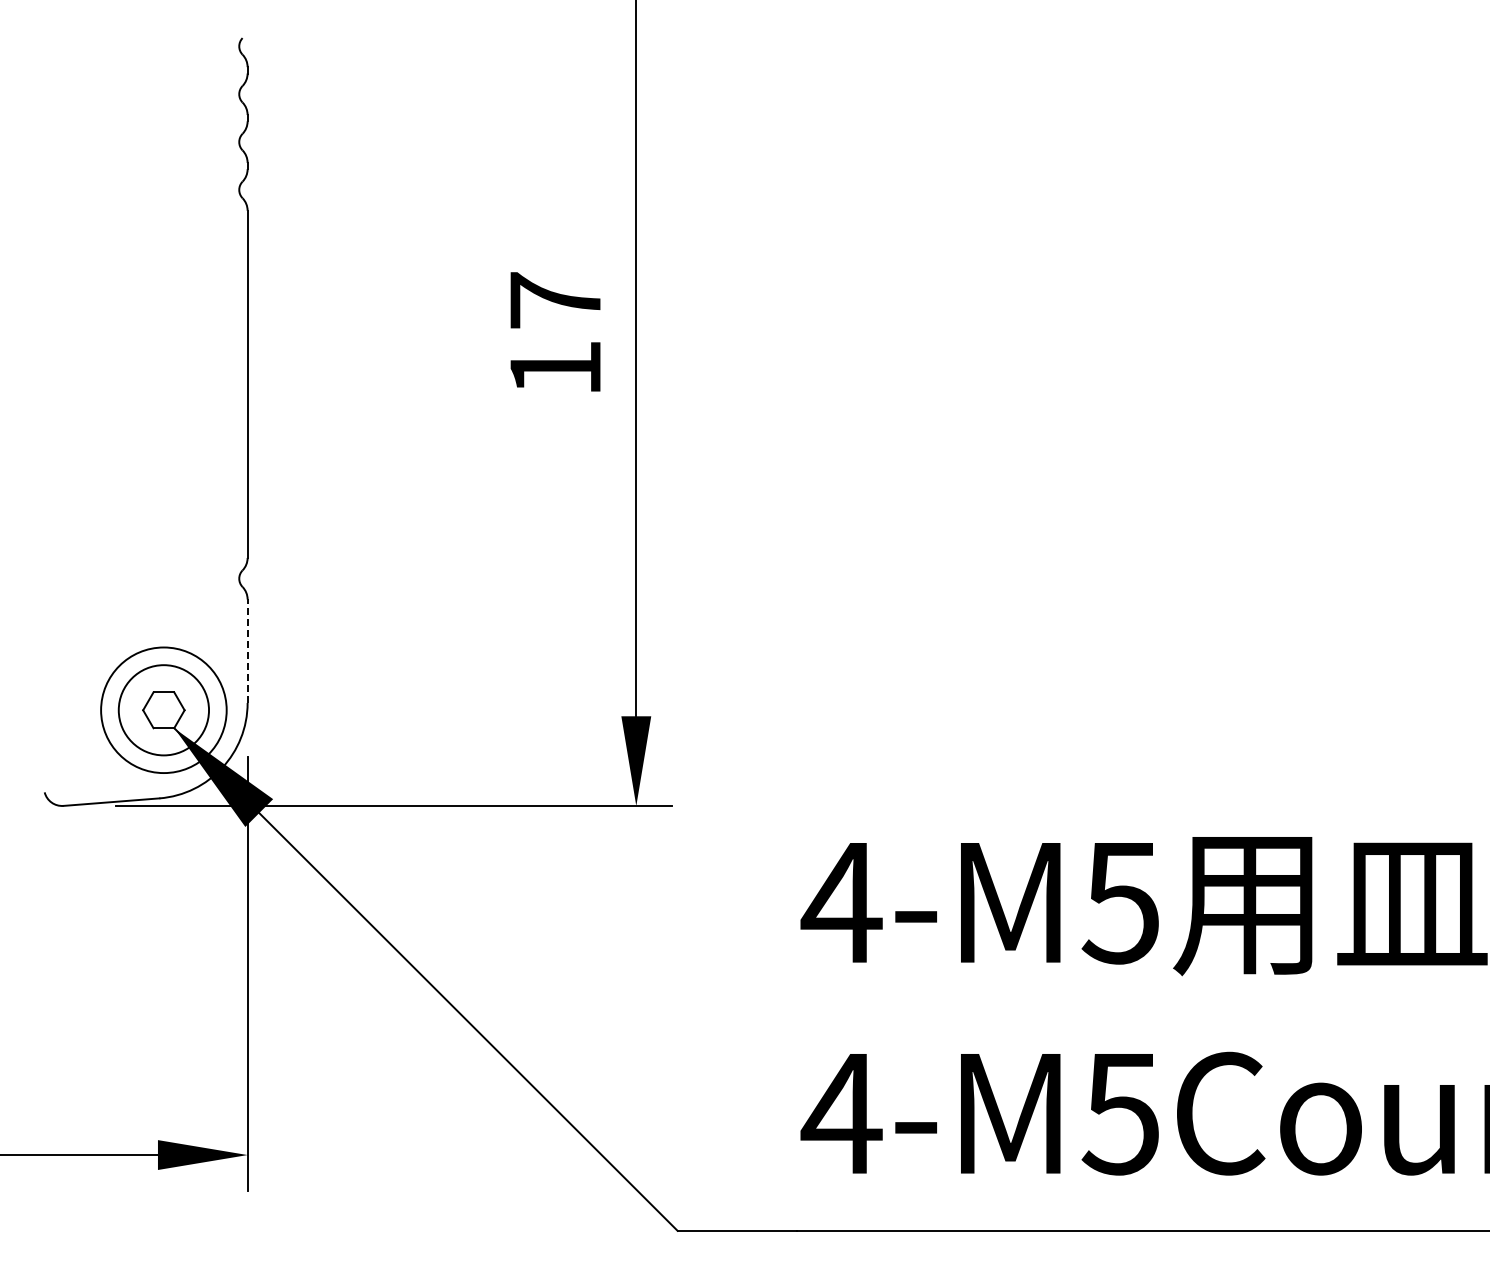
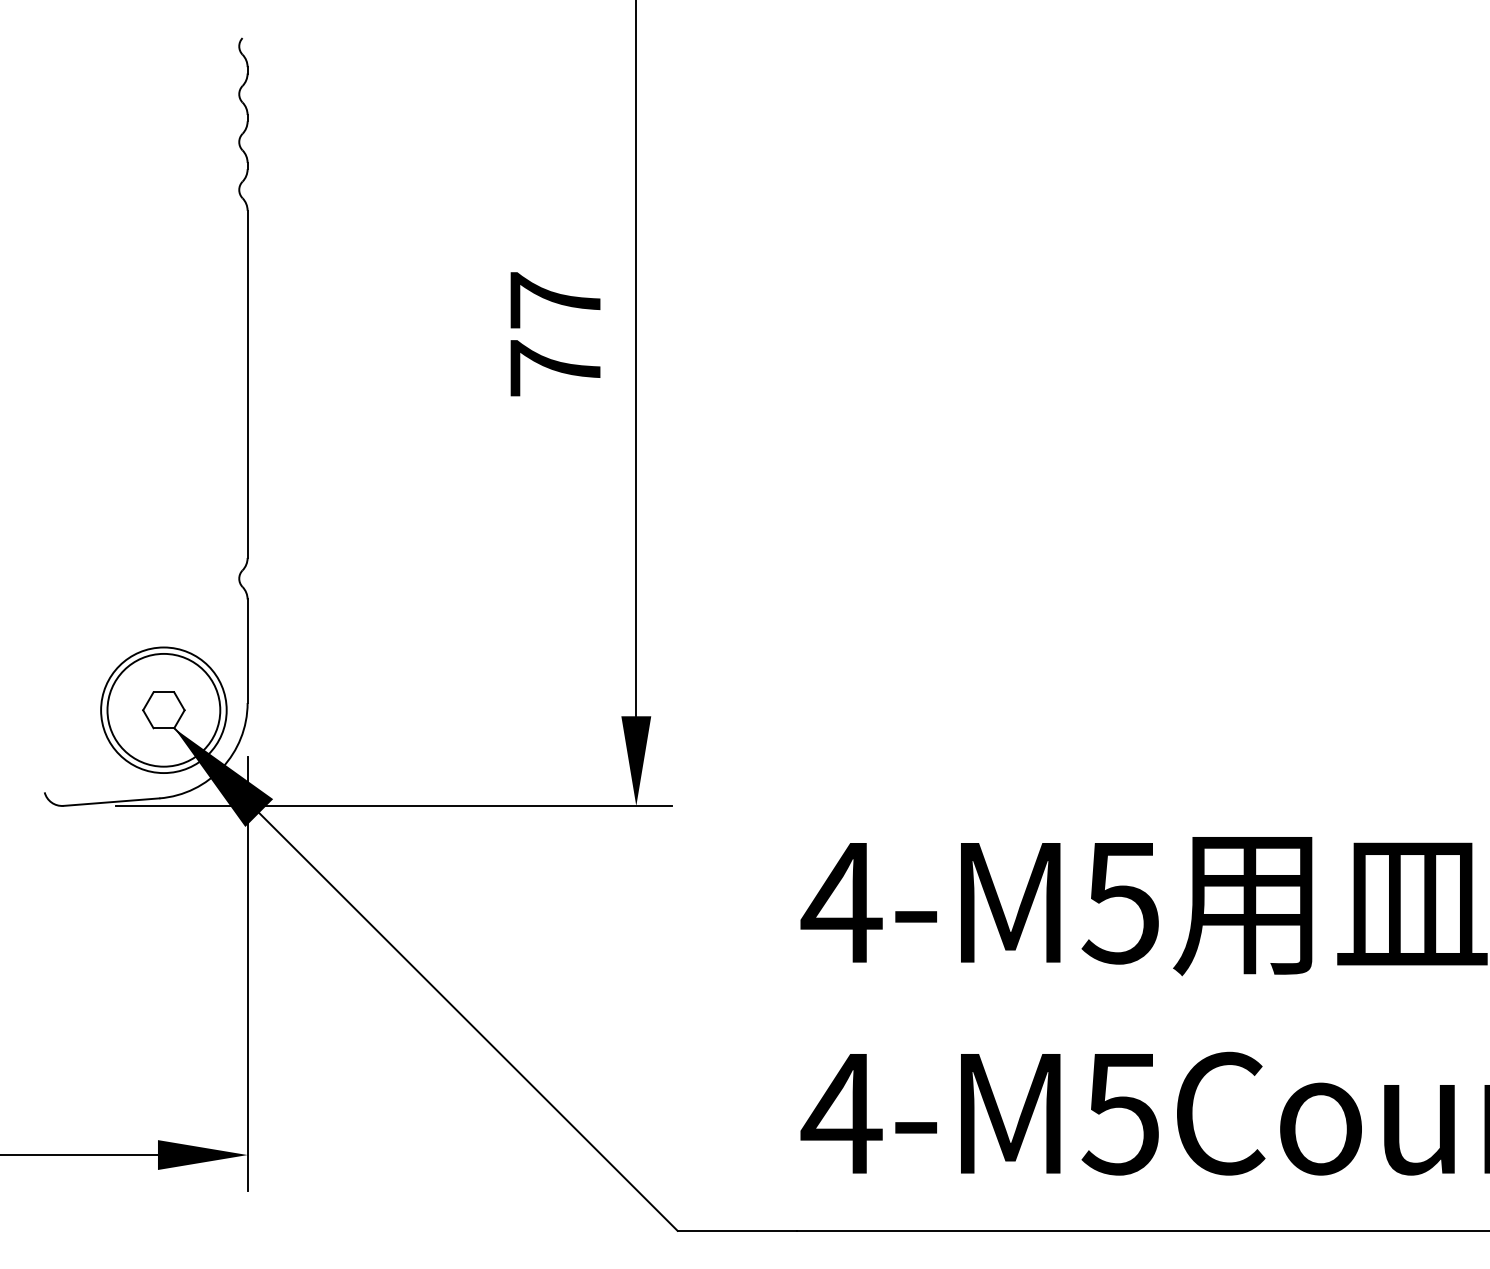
text: 17 -> 77 (555, 368)
line: dashed -> solid (247, 651)
circle diameter: 90 px -> 113 px (163, 709)
